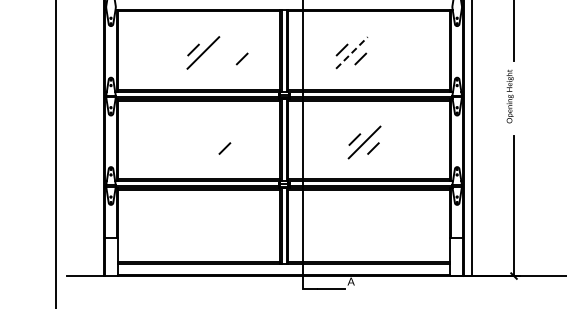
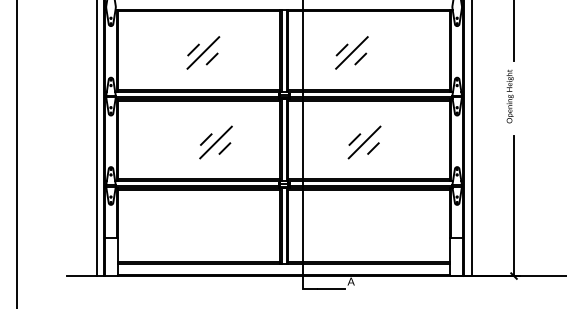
line: dashed -> solid (352, 52)
line position: (241, 58) -> (211, 58) (211, 58)
line: none -> present (96, 138)
part: none -> present (215, 142)
line position: (56, 153) -> (17, 153) (17, 153)
